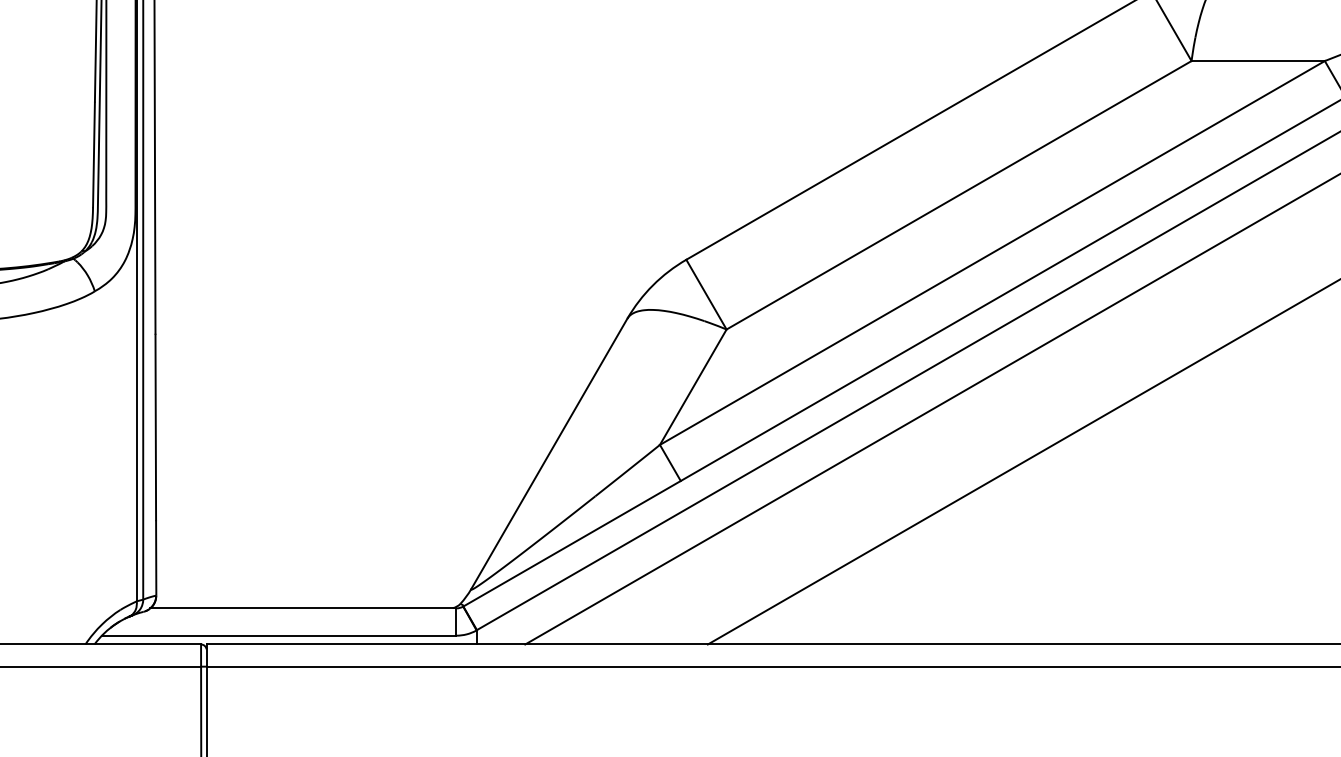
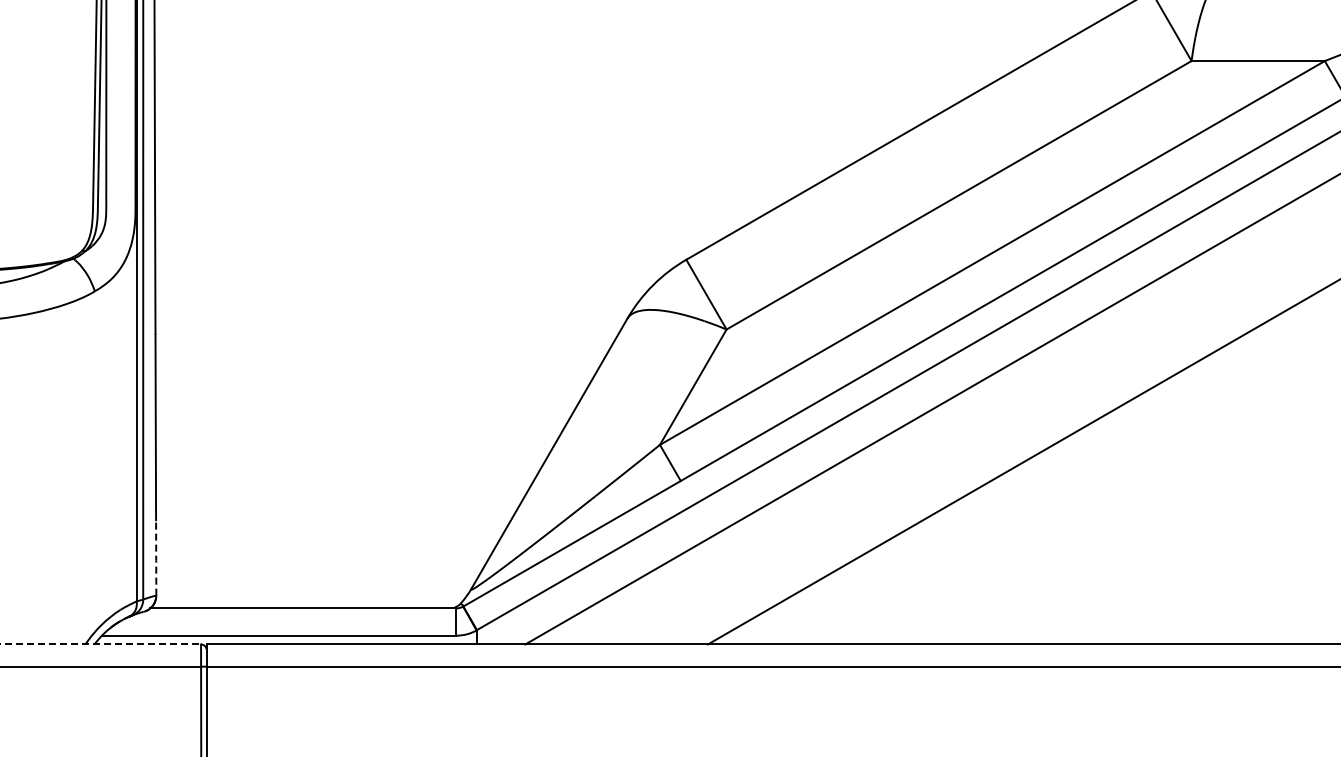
line: solid -> dashed (156, 557)
line: solid -> dashed (101, 644)
